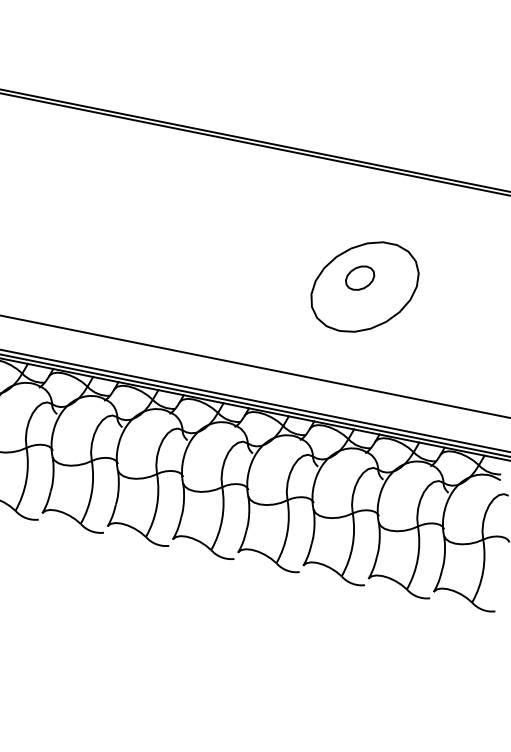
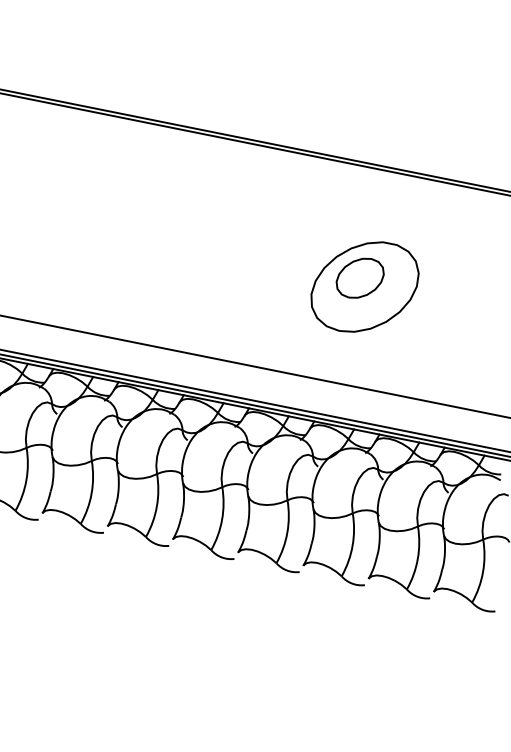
part size: 31x26 px -> 50x42 px (359, 277)
